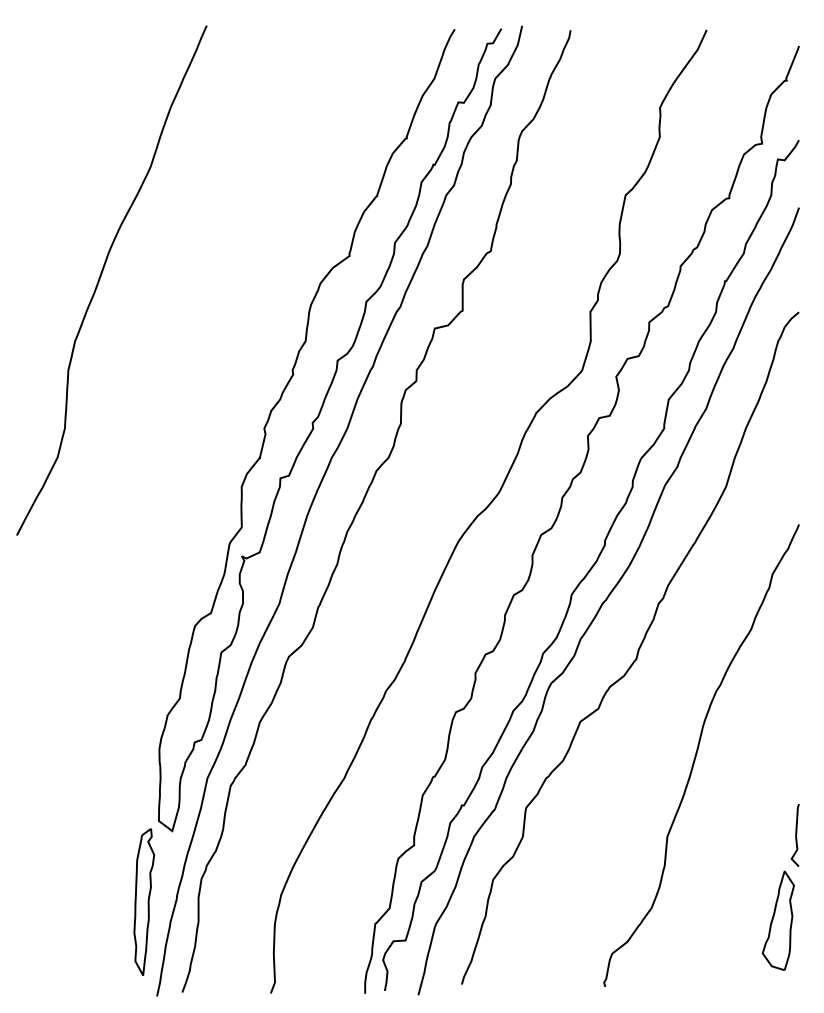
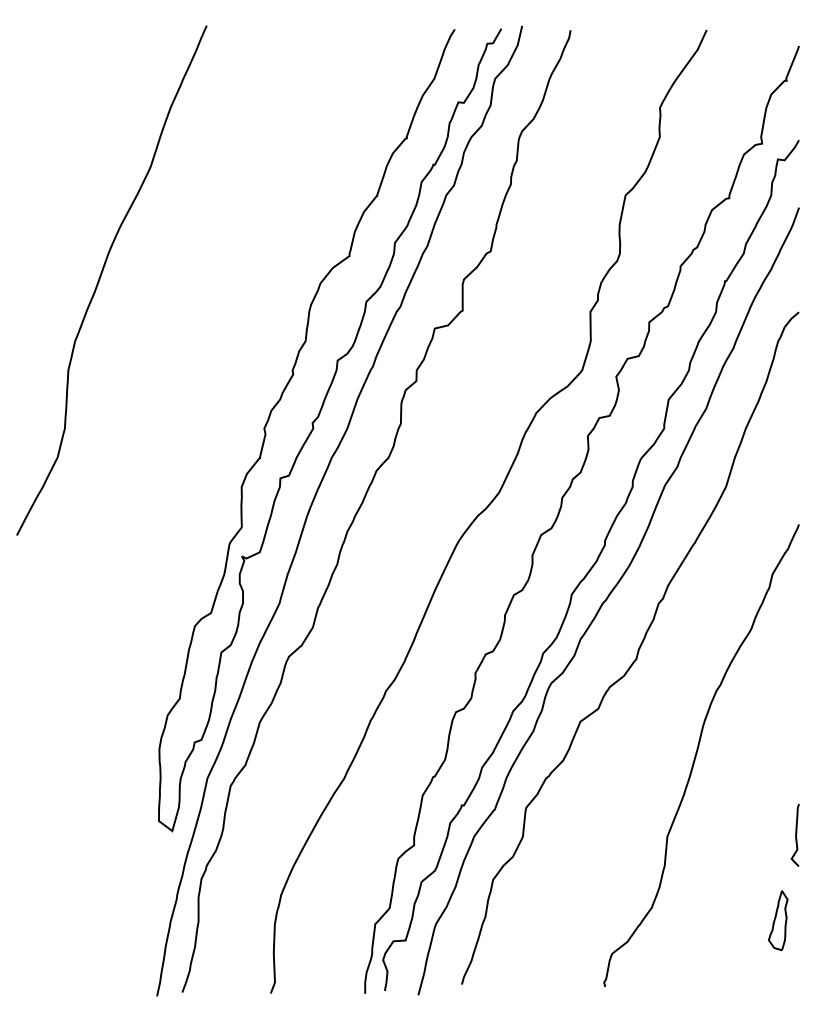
part: present -> none (144, 901)
part size: 34x101 px -> 21x61 px (778, 920)
